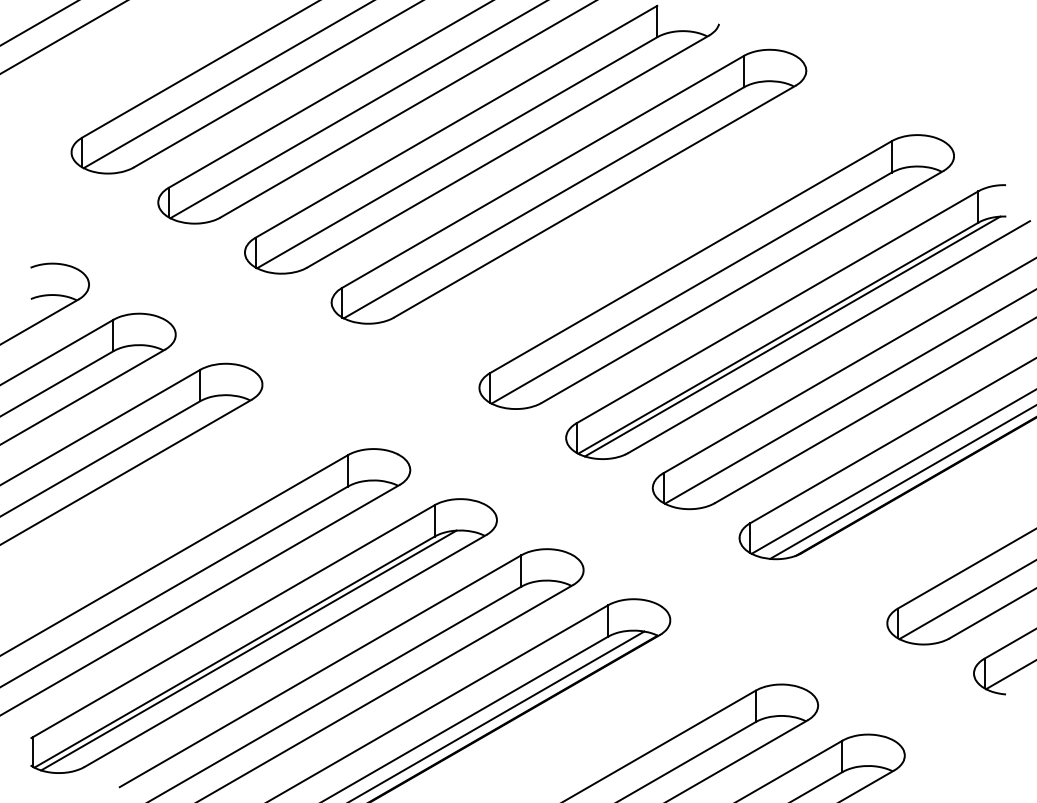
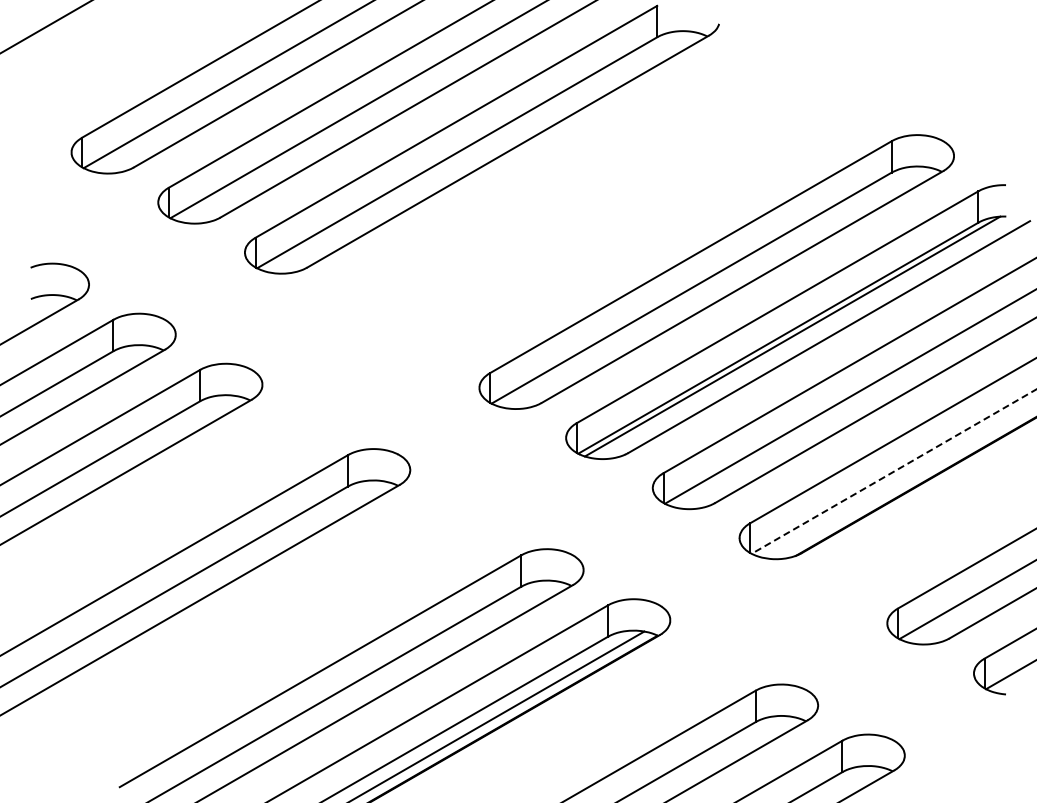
line position: (38, 23) -> (45, 27) (45, 27)
line: present -> none (63, 37)
part: present -> none (568, 186)
line: solid -> dashed (894, 471)
line: present -> none (901, 482)
part: present -> none (263, 635)
